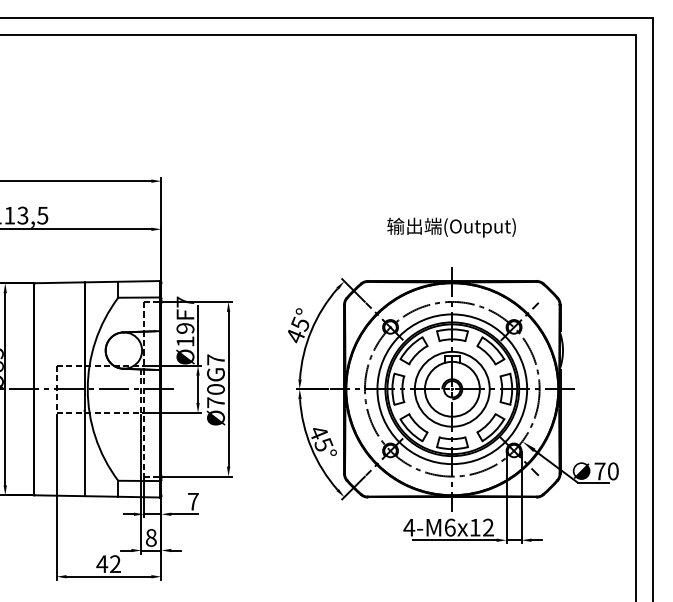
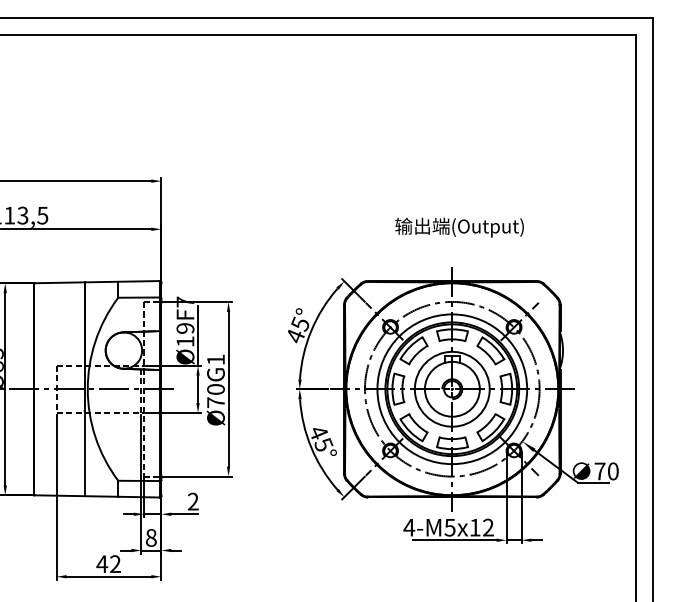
text position: (451, 227) -> (459, 227) (459, 227)
text: Ø70G7 -> Ø70G1 (215, 359)
text: 7 -> 2 (192, 501)
text: 4-M6x12 -> 4-M5x12 (449, 527)
